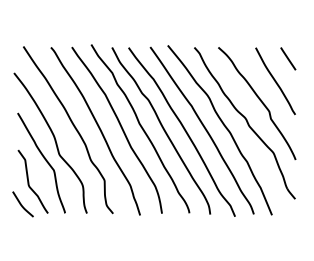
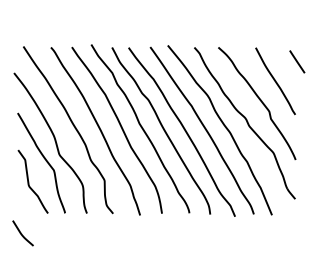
line position: (288, 58) -> (297, 61) (297, 61)
curve position: (21, 204) -> (21, 233) (21, 233)
